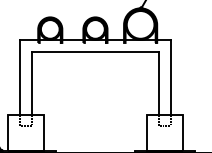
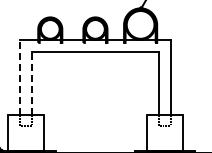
line: solid -> dashed (20, 77)
line: solid -> dashed (32, 83)
